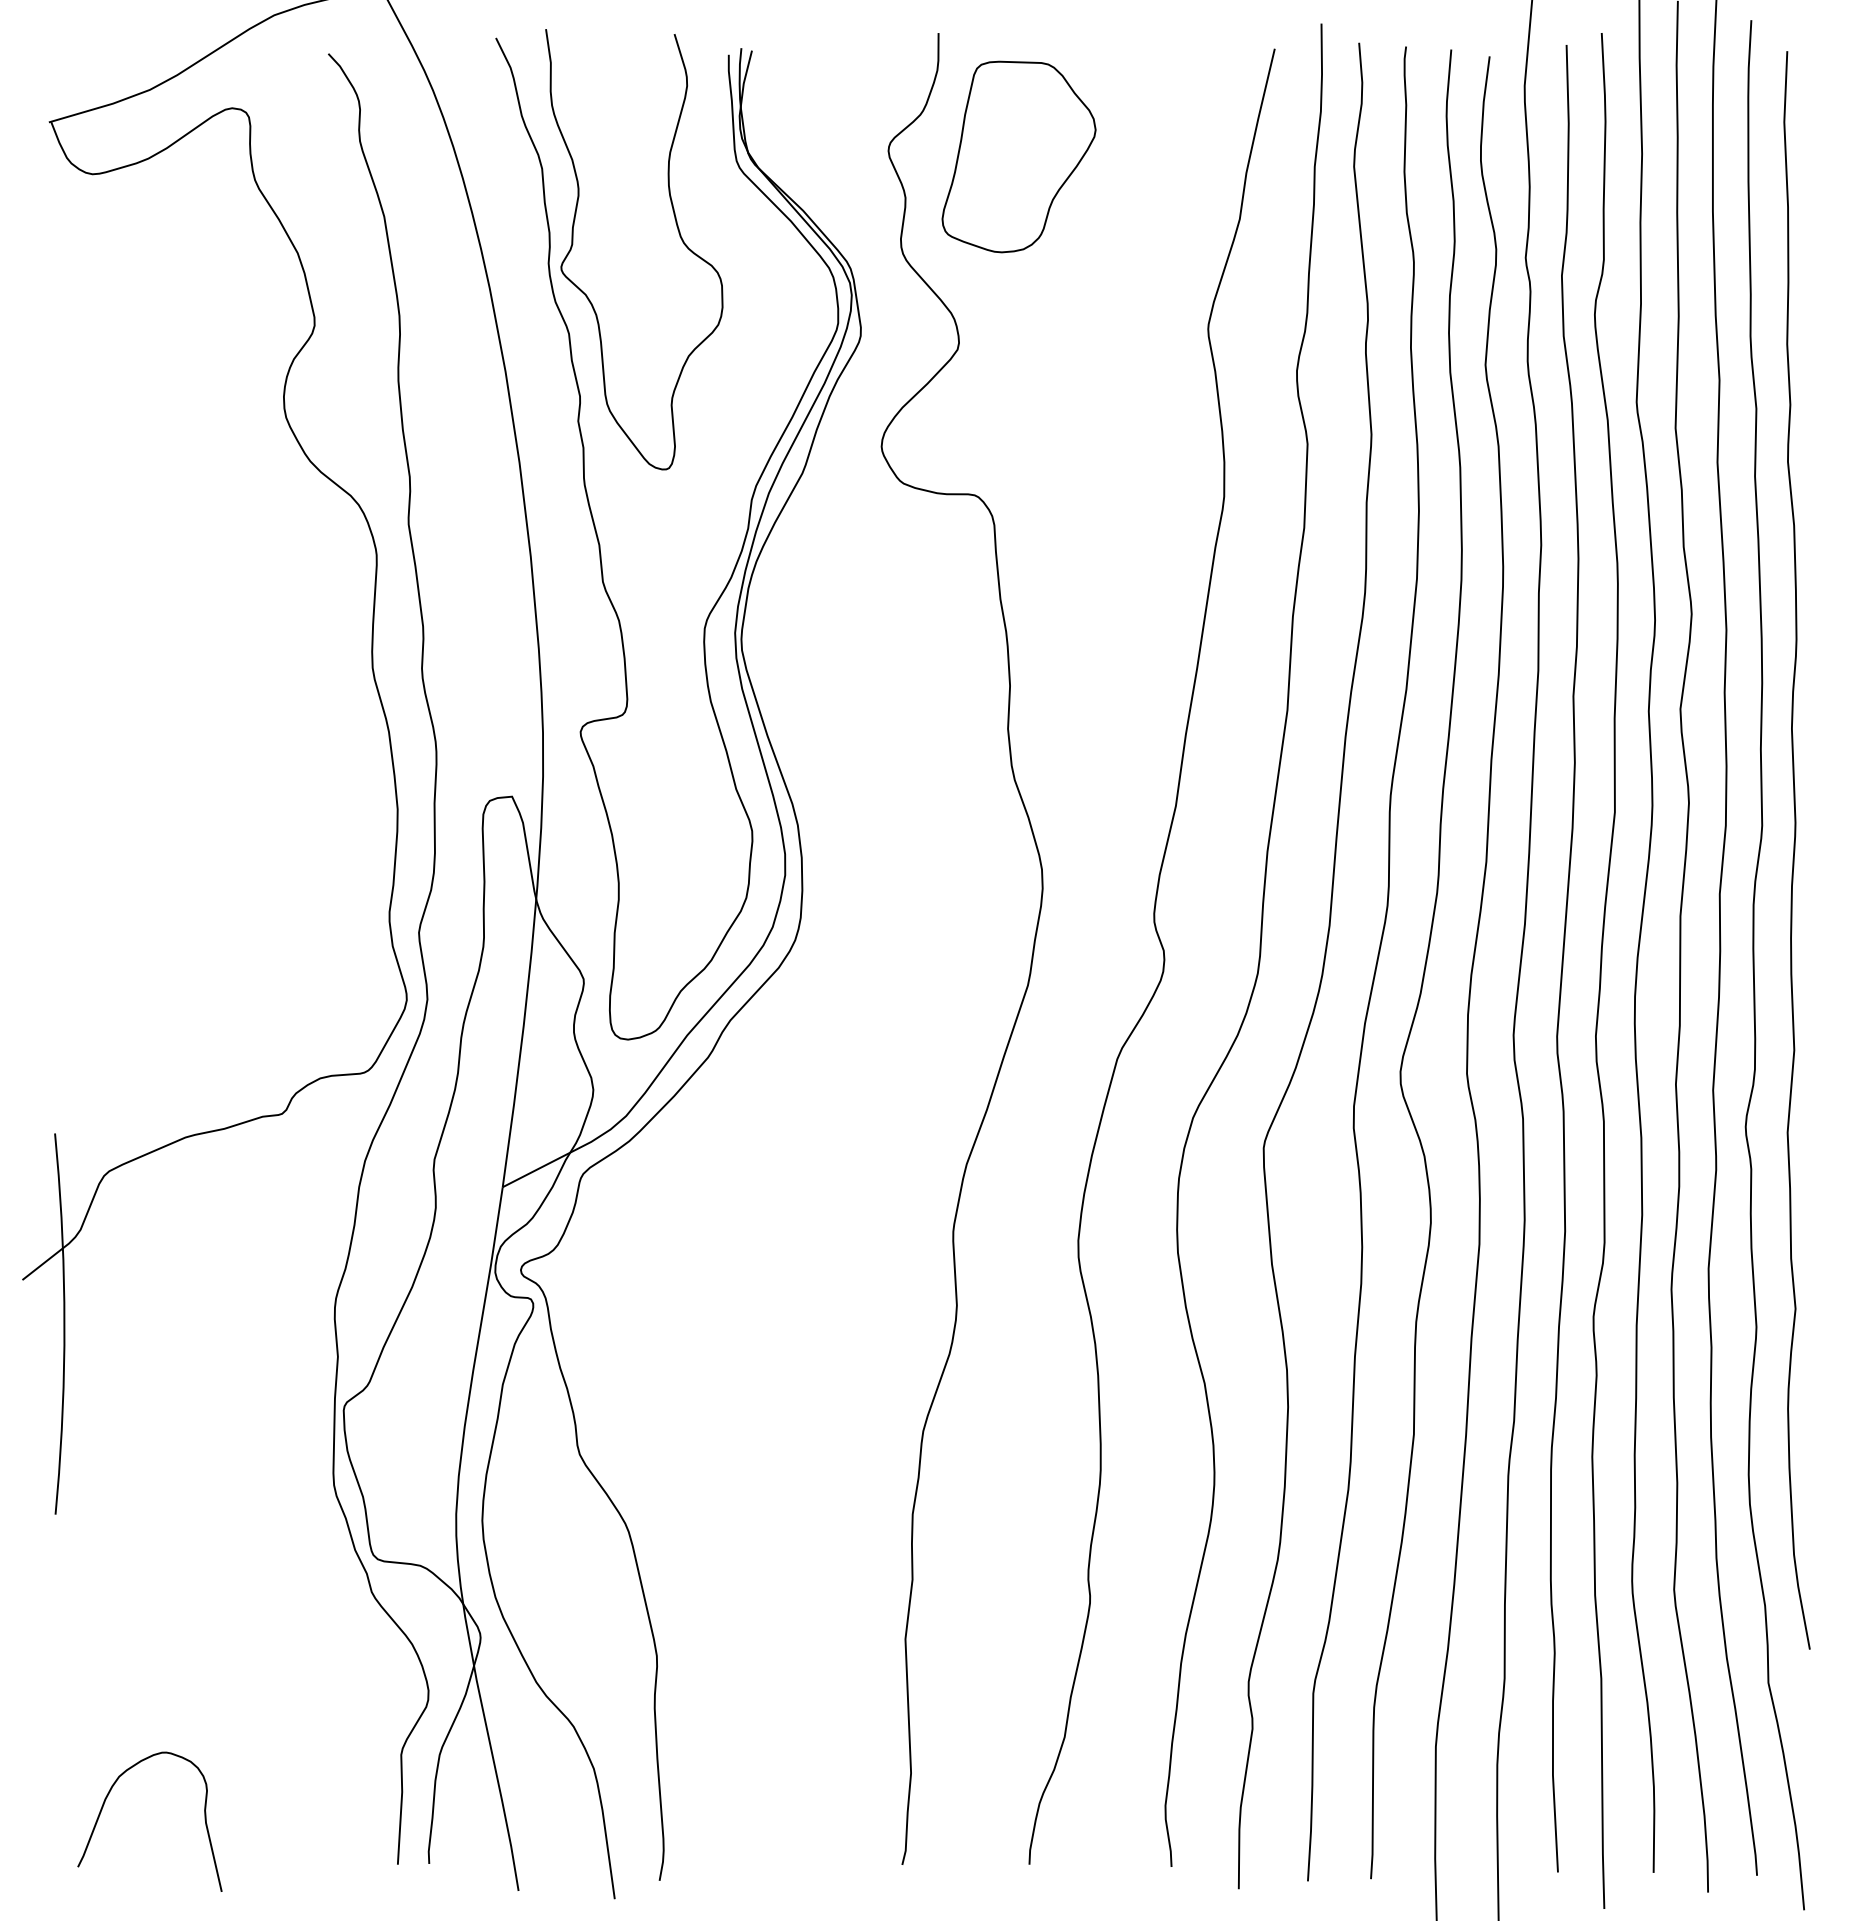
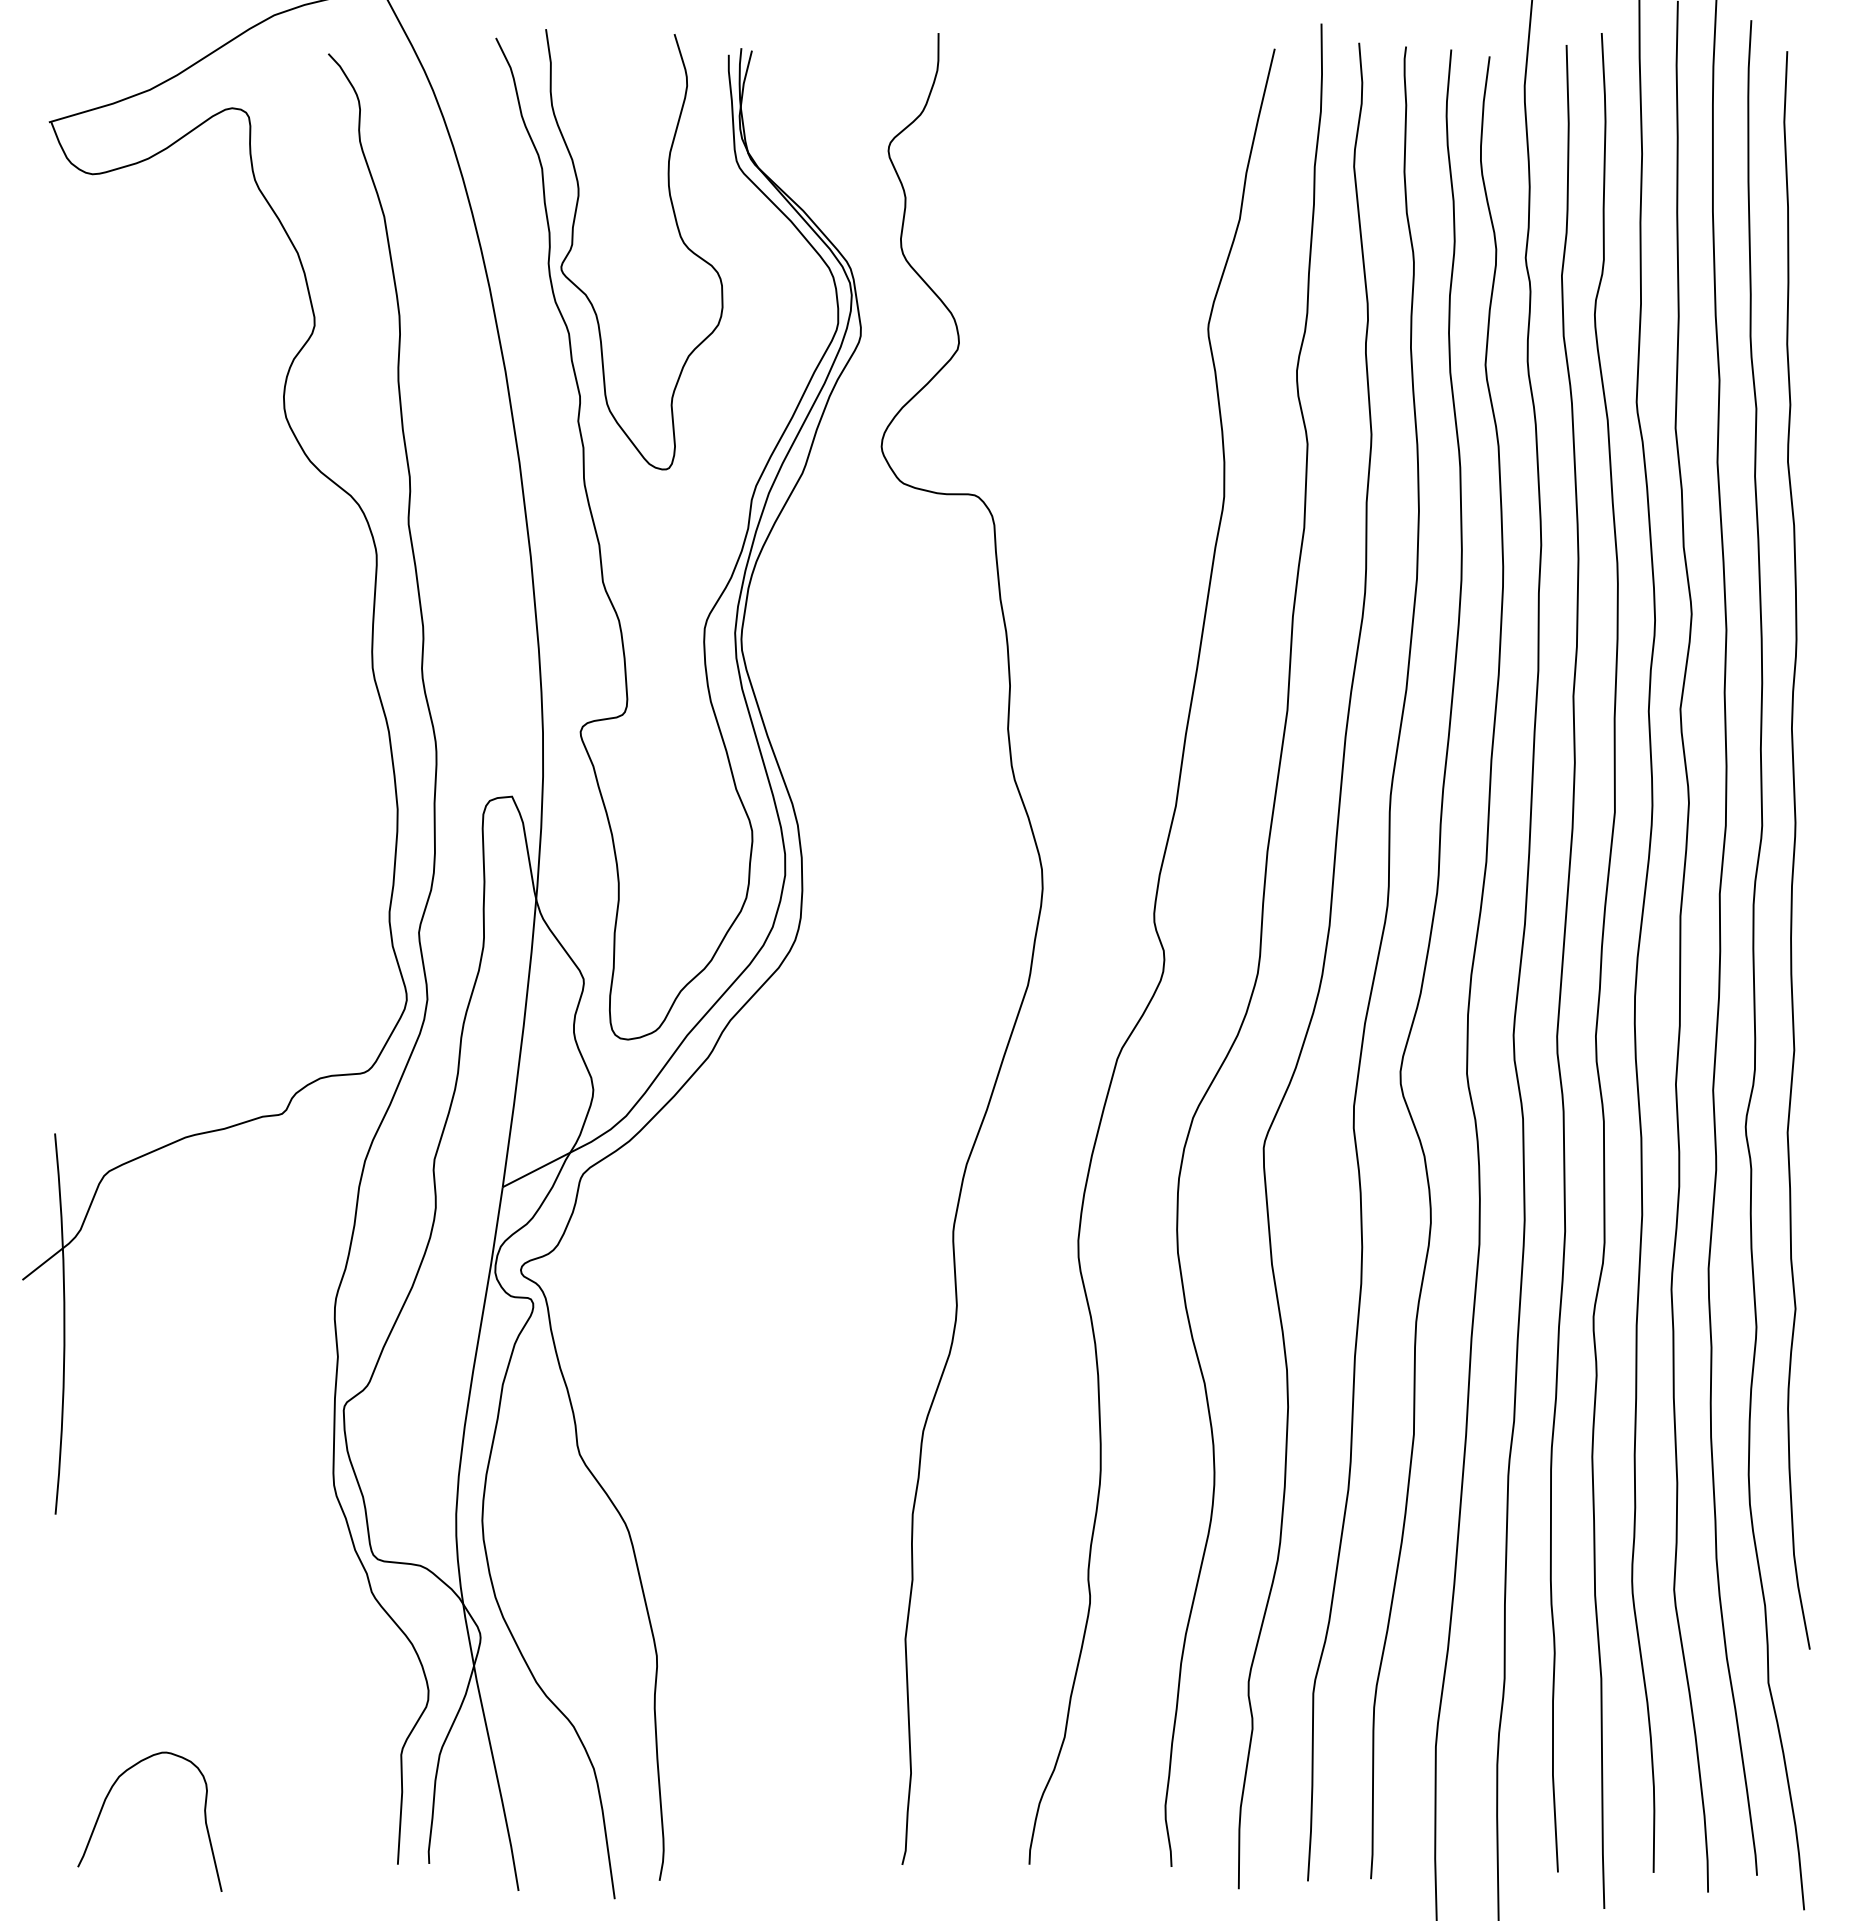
part: present -> none (1018, 156)
